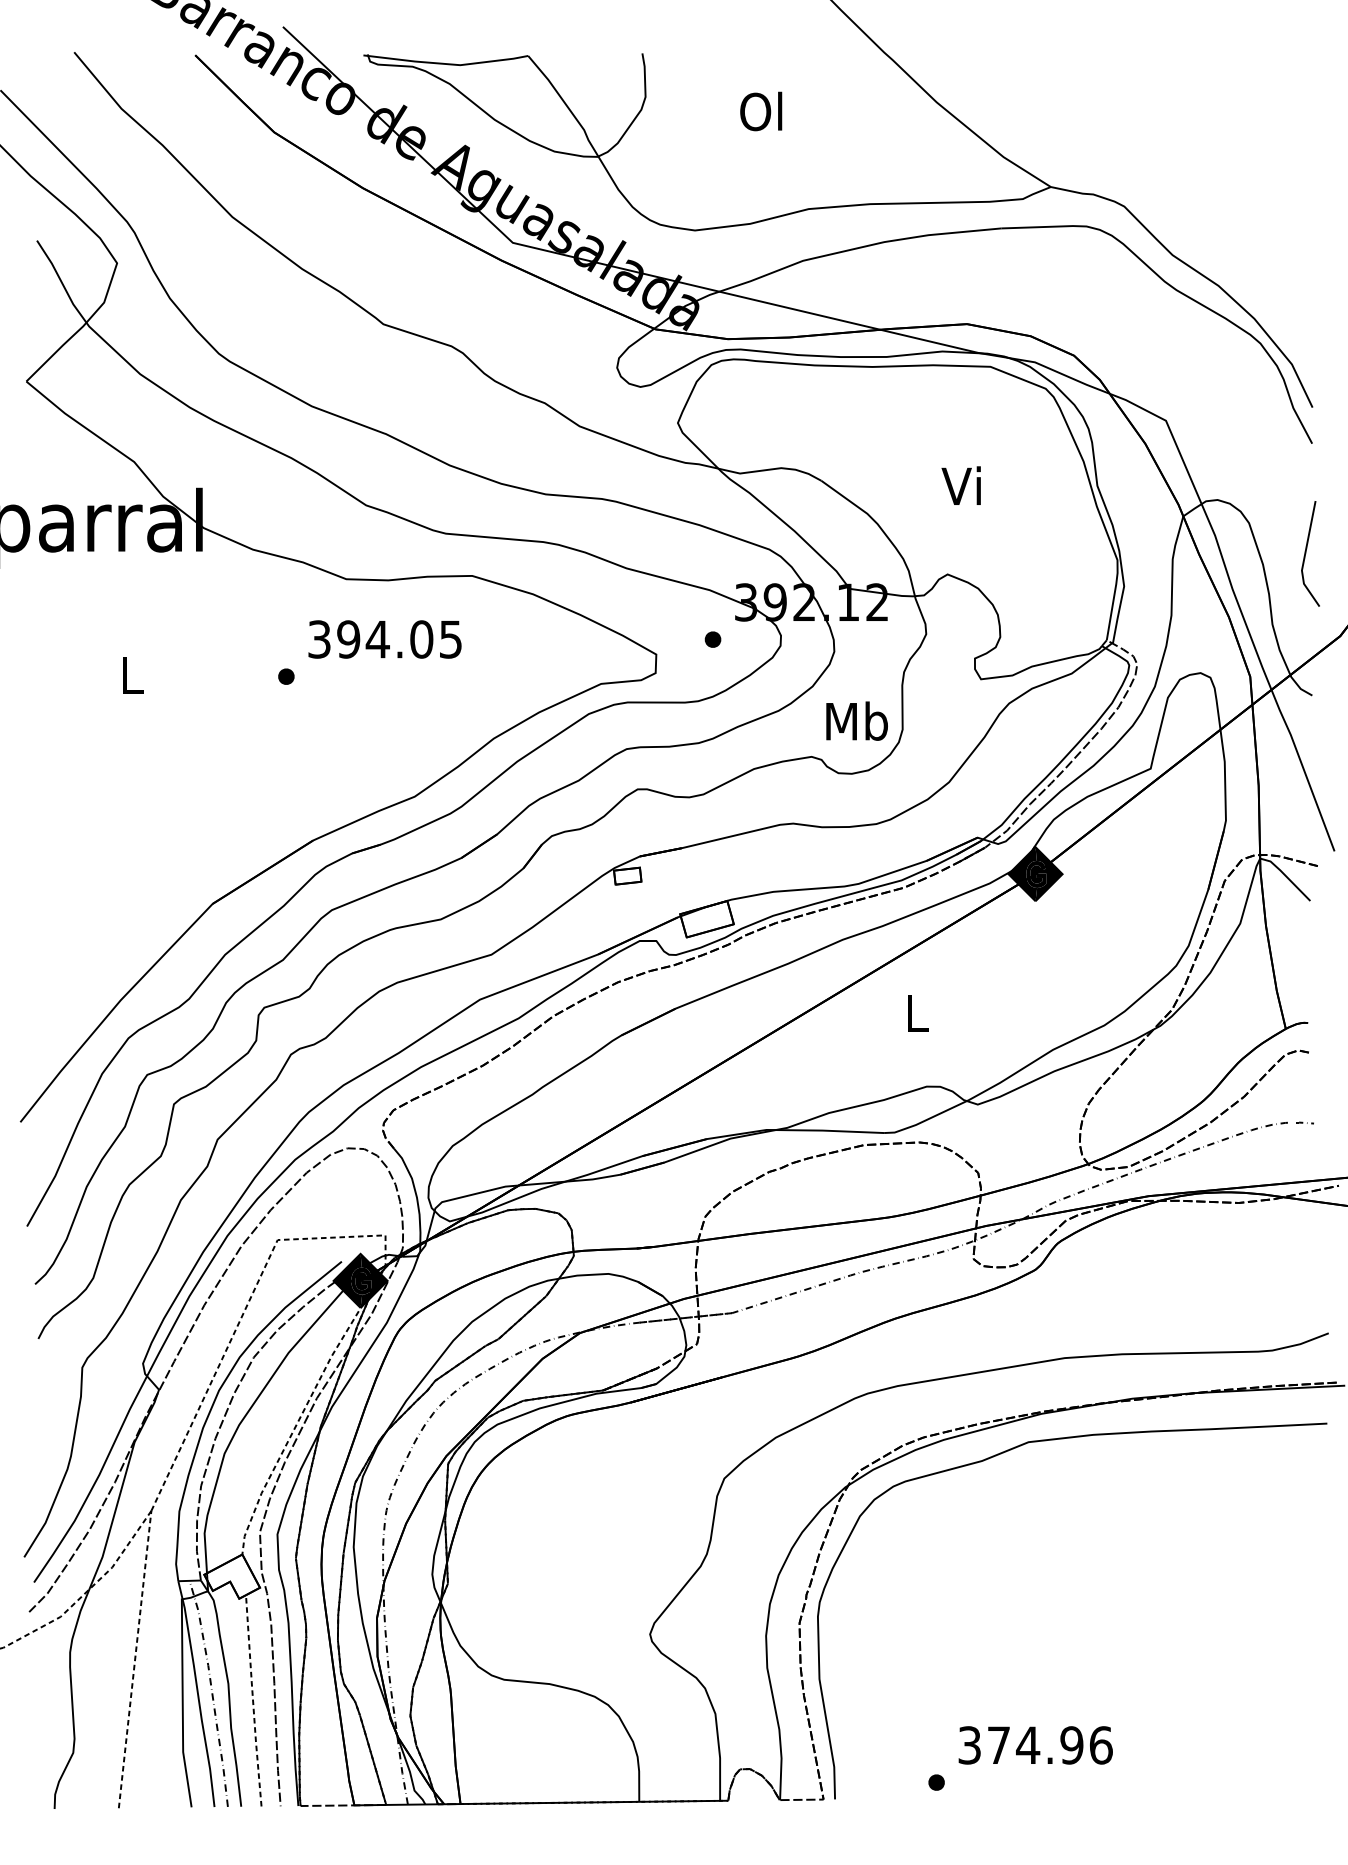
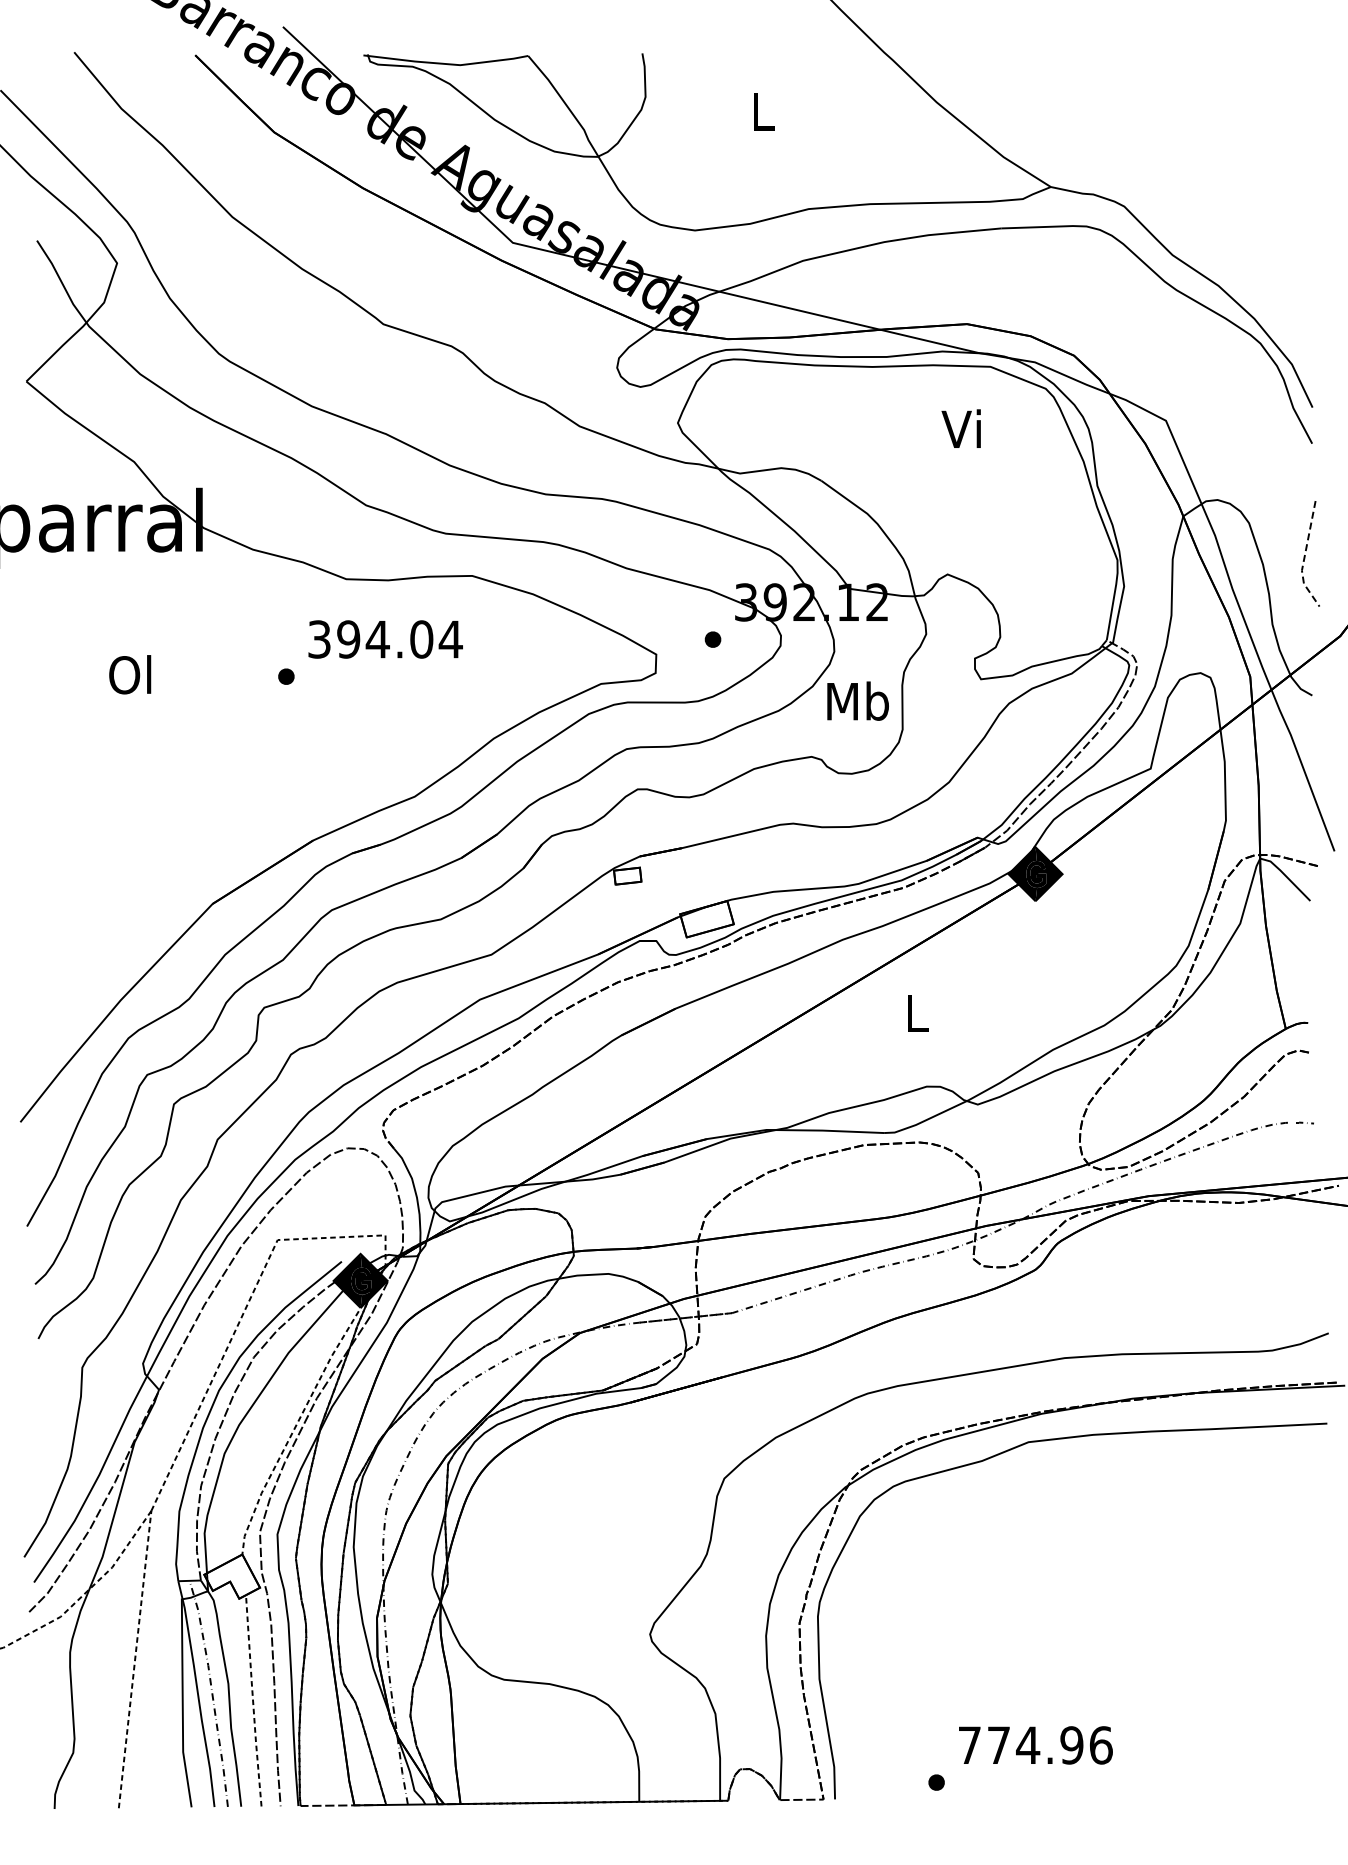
text: Ol -> L (761, 111)
text position: (960, 485) -> (960, 428) (960, 428)
line: solid -> dashed (1304, 557)
text: 394.05 -> 394.04 (450, 639)
text: L -> Ol (130, 674)
text position: (856, 720) -> (857, 700) (857, 700)
text: 374.96 -> 774.96 (969, 1745)
